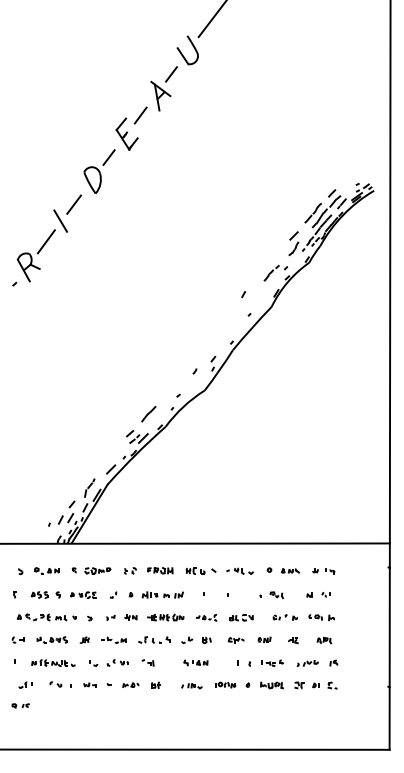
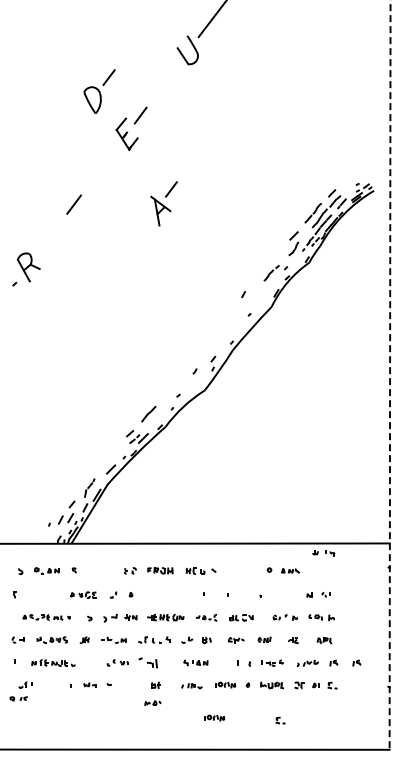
part position: (163, 88) -> (163, 203) (163, 203)
part position: (99, 171) -> (99, 91) (99, 91)
line: present -> none (60, 220)
line: present -> none (45, 241)
line: solid -> dashed (390, 375)
part: present -> none (97, 570)
part: present -> none (239, 570)
part position: (323, 571) -> (323, 553) (323, 553)
part: present -> none (45, 594)
part: present -> none (162, 594)
part: present -> none (276, 595)
part size: 61x9 px -> 49x7 px (46, 617)
part size: 10x7 px -> 15x9 px (110, 618)
part size: 14x8 px -> 20x12 px (147, 662)
part: none -> present (356, 662)
part: present -> none (93, 663)
part: present -> none (55, 684)
part position: (130, 684) -> (152, 702) (152, 702)
part position: (20, 705) -> (18, 698) (18, 698)
part: none -> present (214, 717)
part: none -> present (280, 720)
